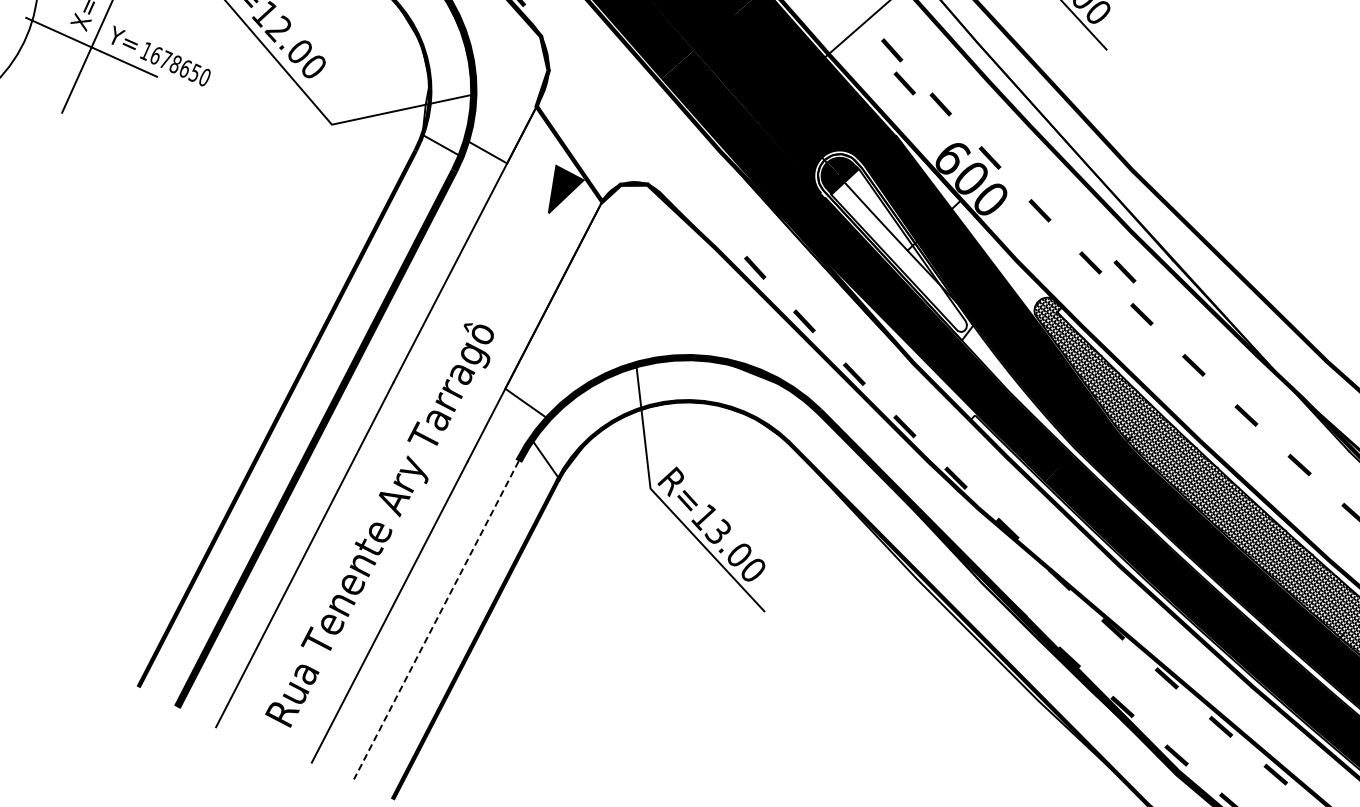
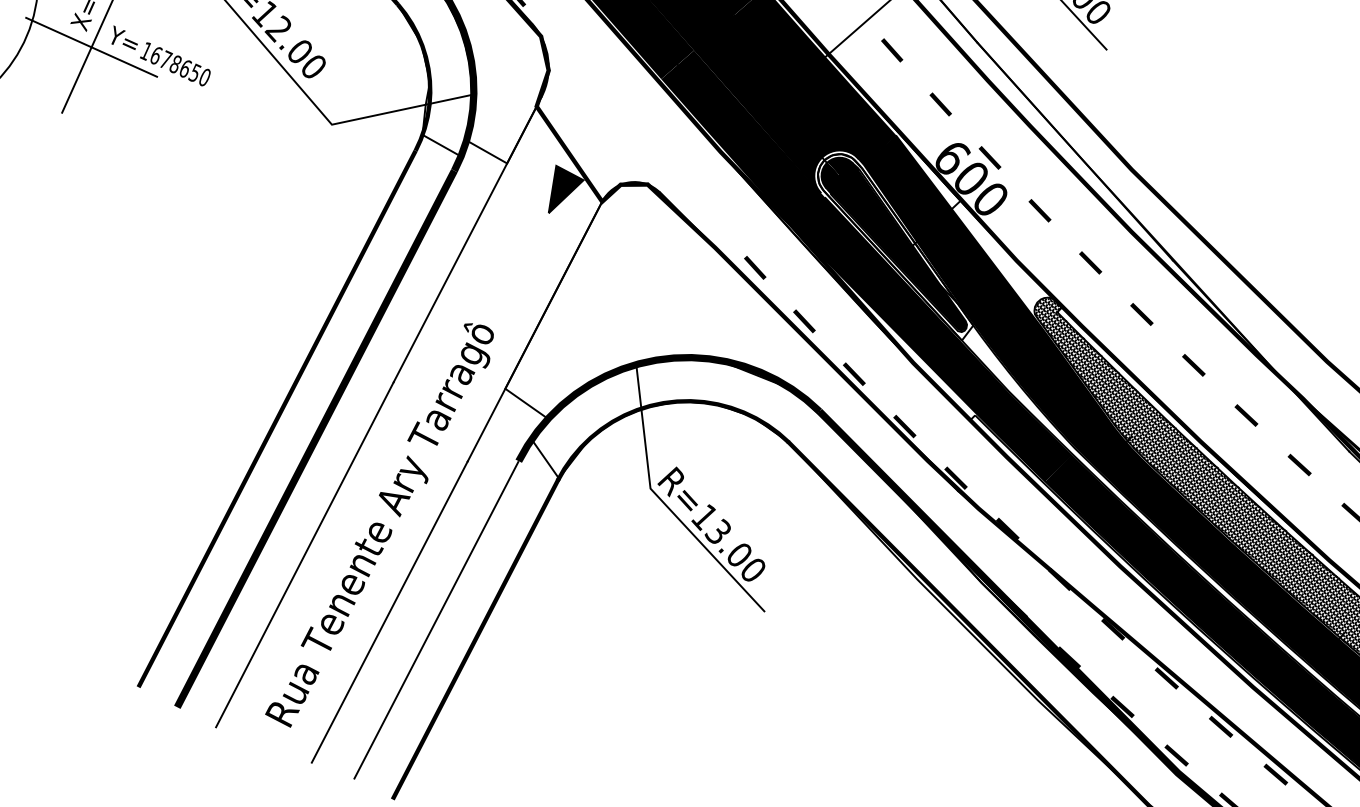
part: present -> none (904, 83)
fill: none -> present (899, 250)
part: present -> none (1124, 271)
line: dashed -> solid (436, 620)
